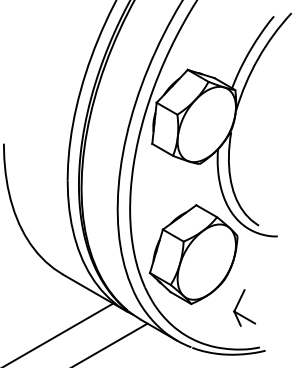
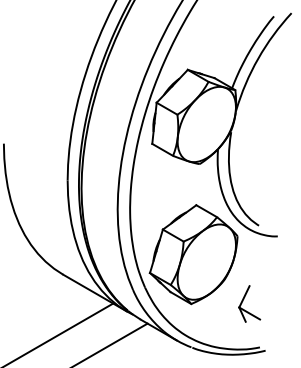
part position: (238, 305) -> (243, 301) (243, 301)
